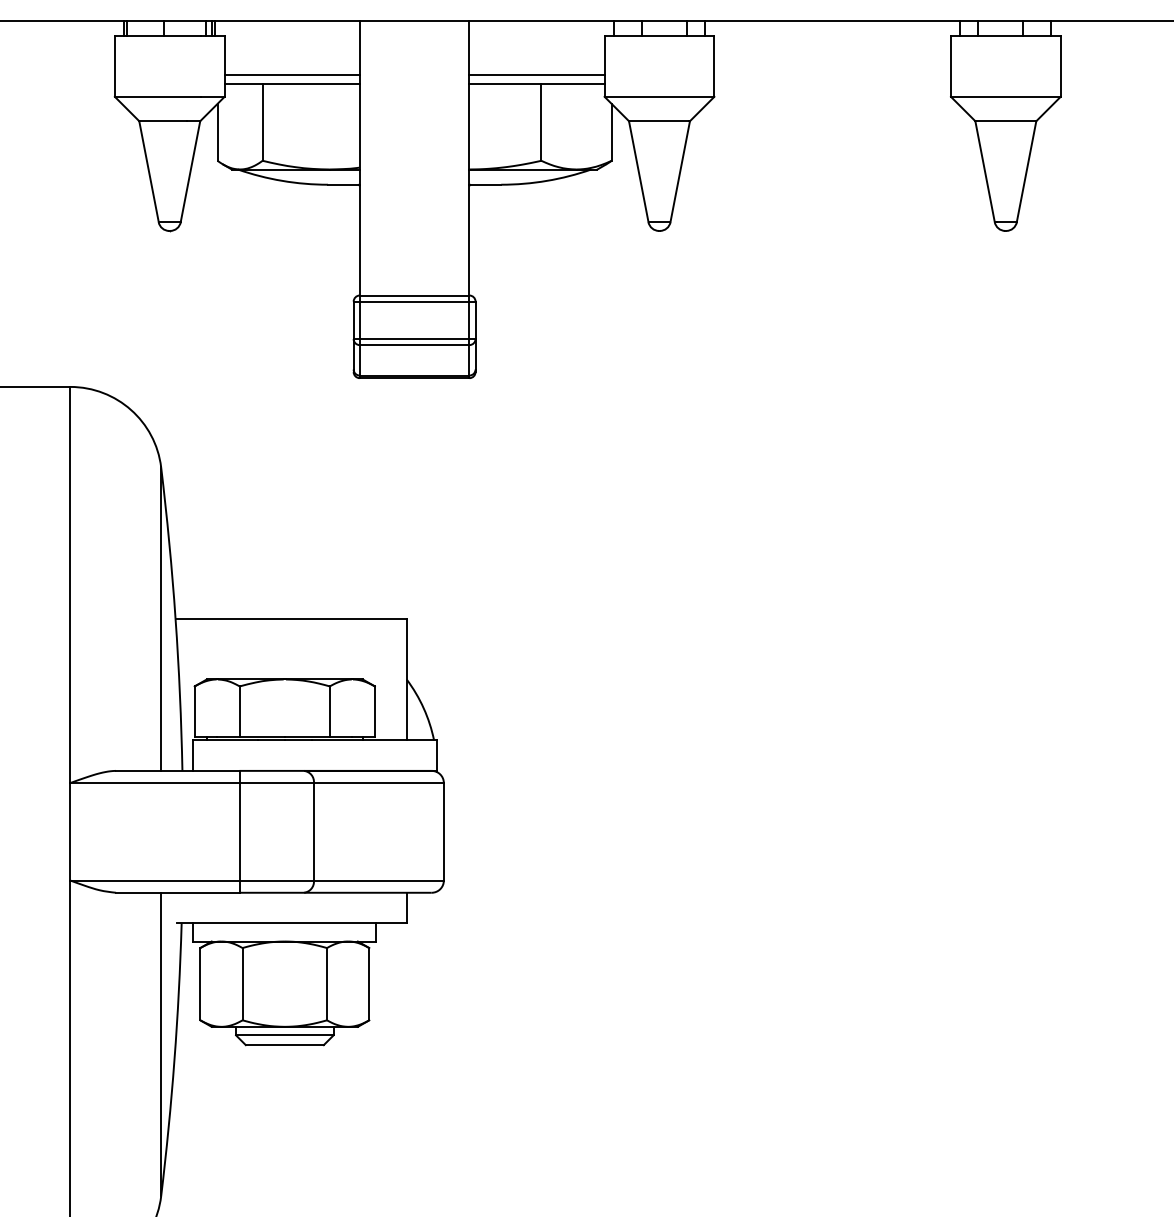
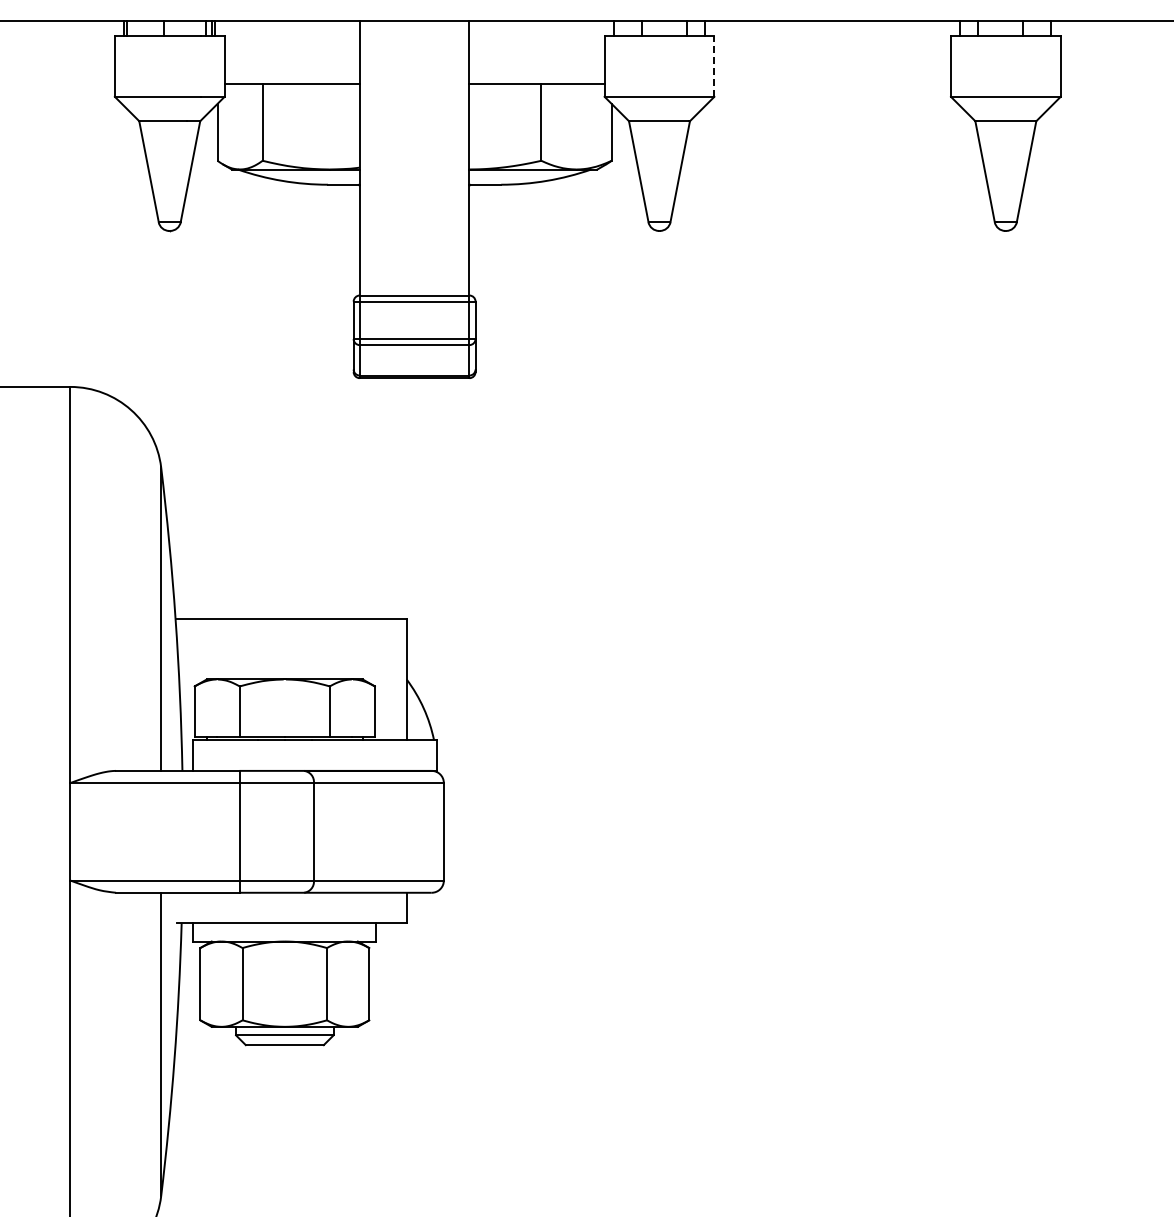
line: solid -> dashed (714, 65)
line: present -> none (291, 75)
line: present -> none (536, 75)
